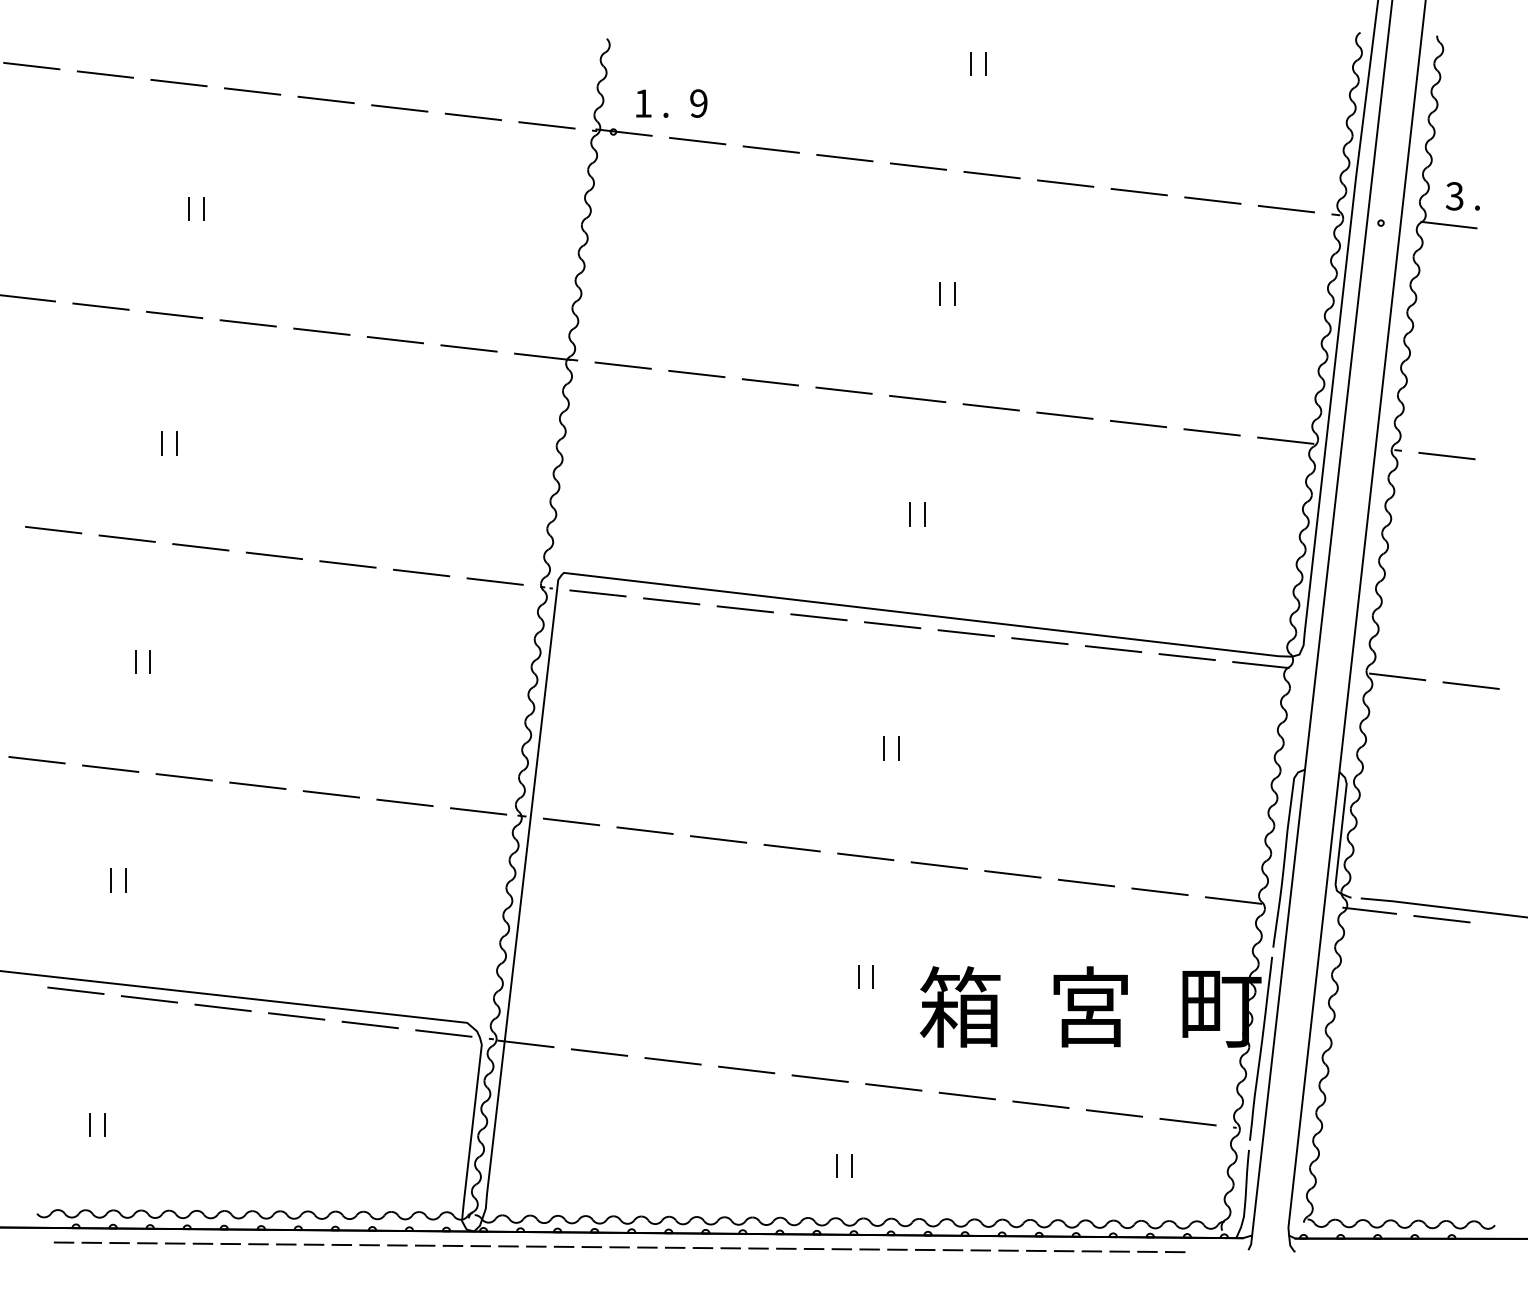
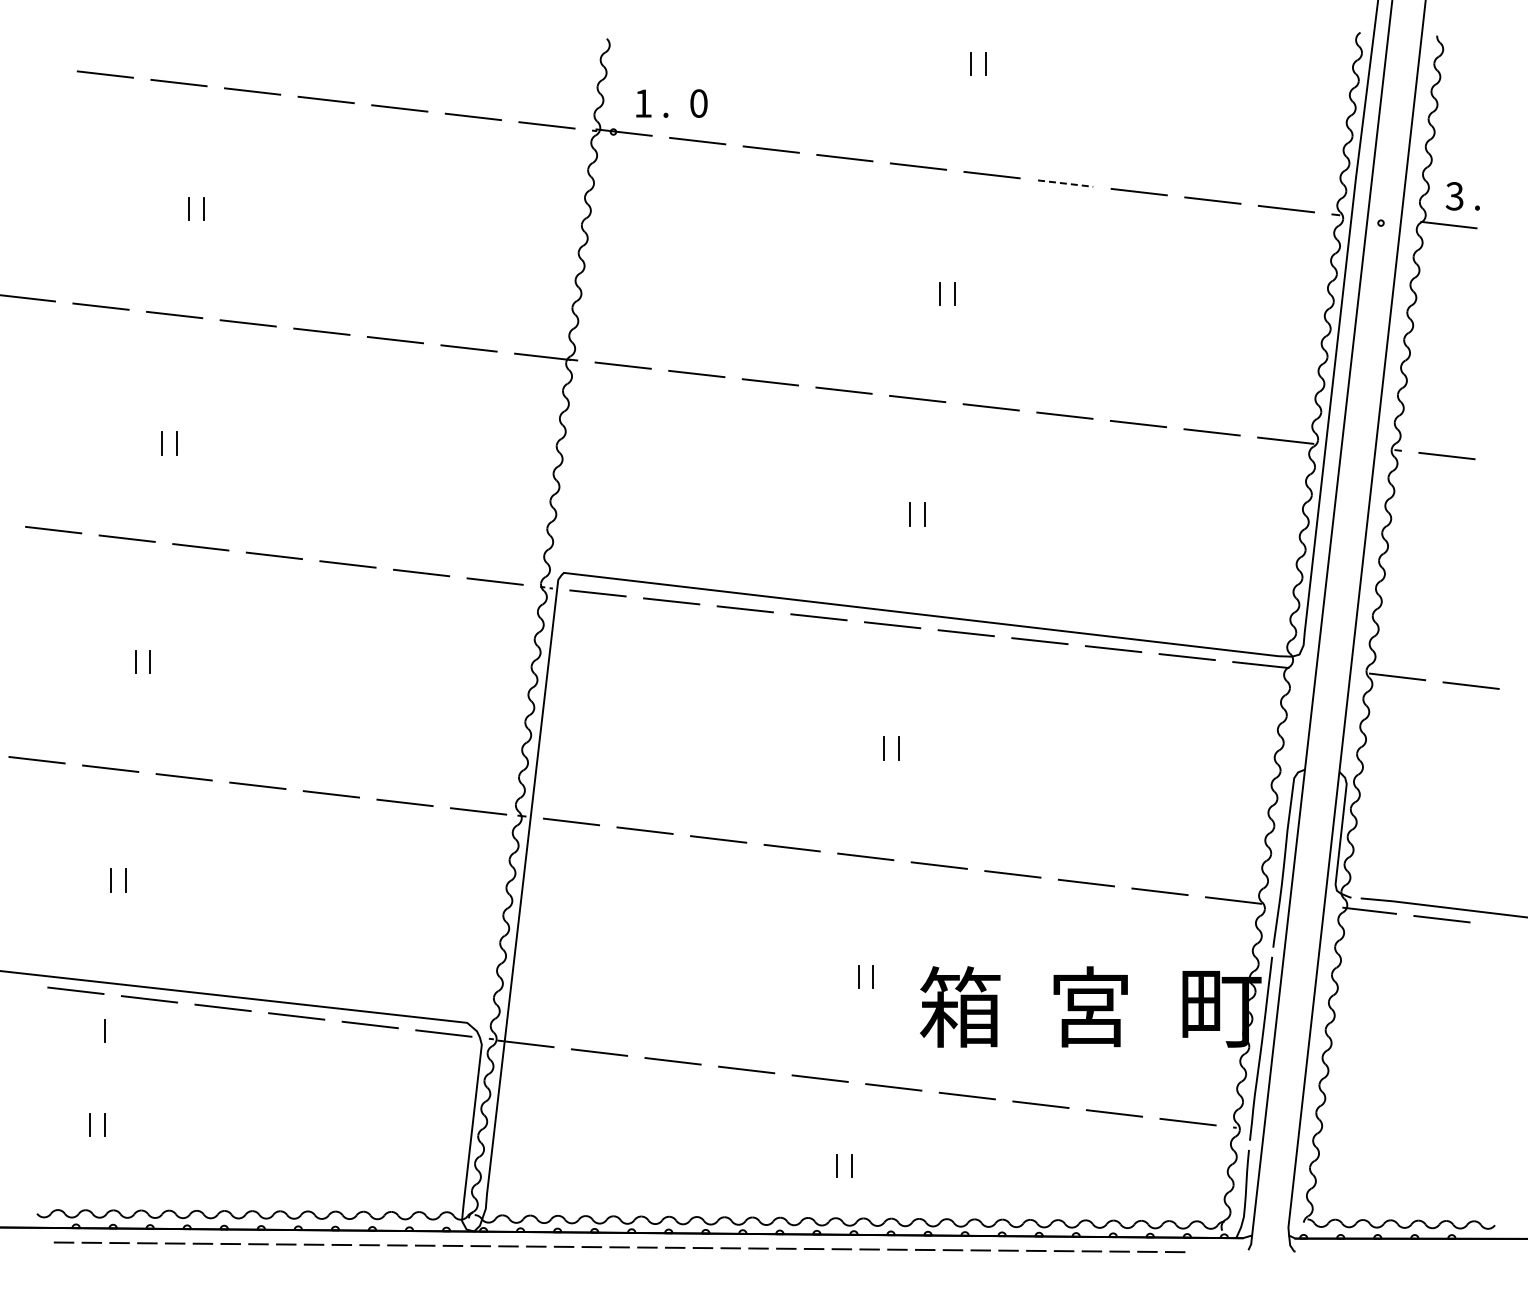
line: present -> none (31, 65)
text: 9 -> 0 (698, 103)
line: solid -> dashed (1065, 183)
line: none -> present (104, 1030)
